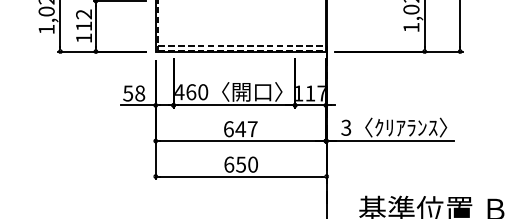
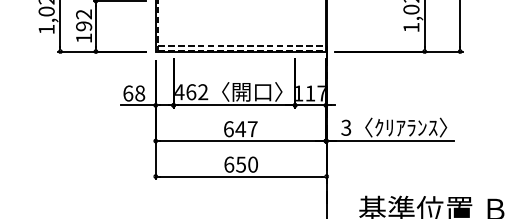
text: 112 -> 192 (84, 26)
text: 460 -> 462 (203, 92)
text: 58 -> 68 (128, 93)
